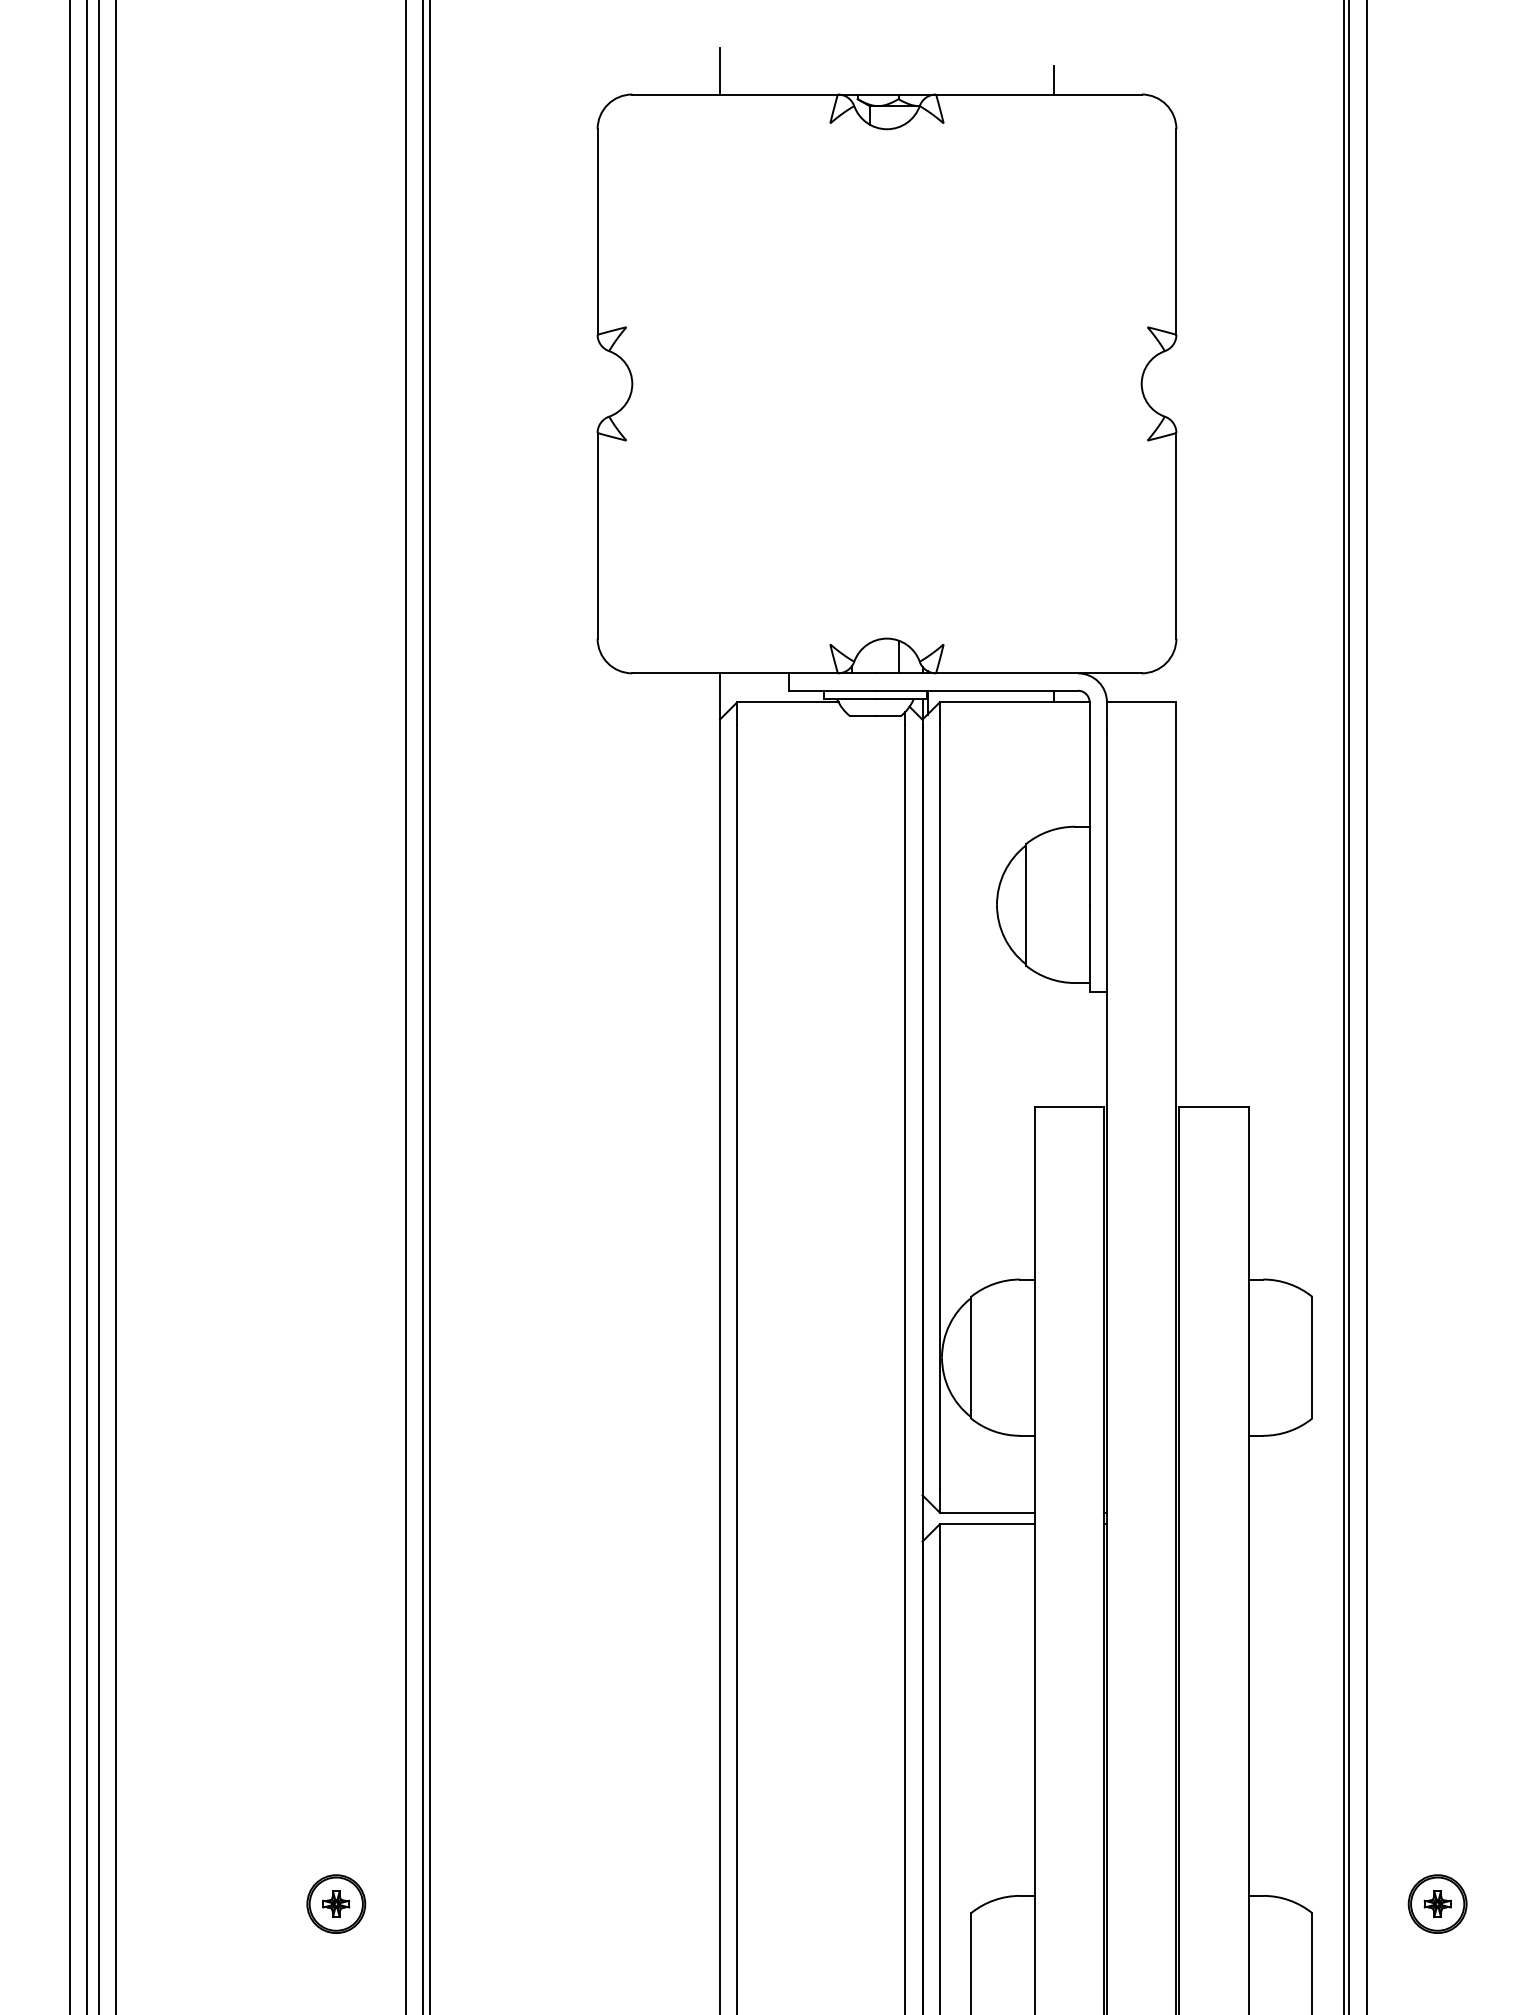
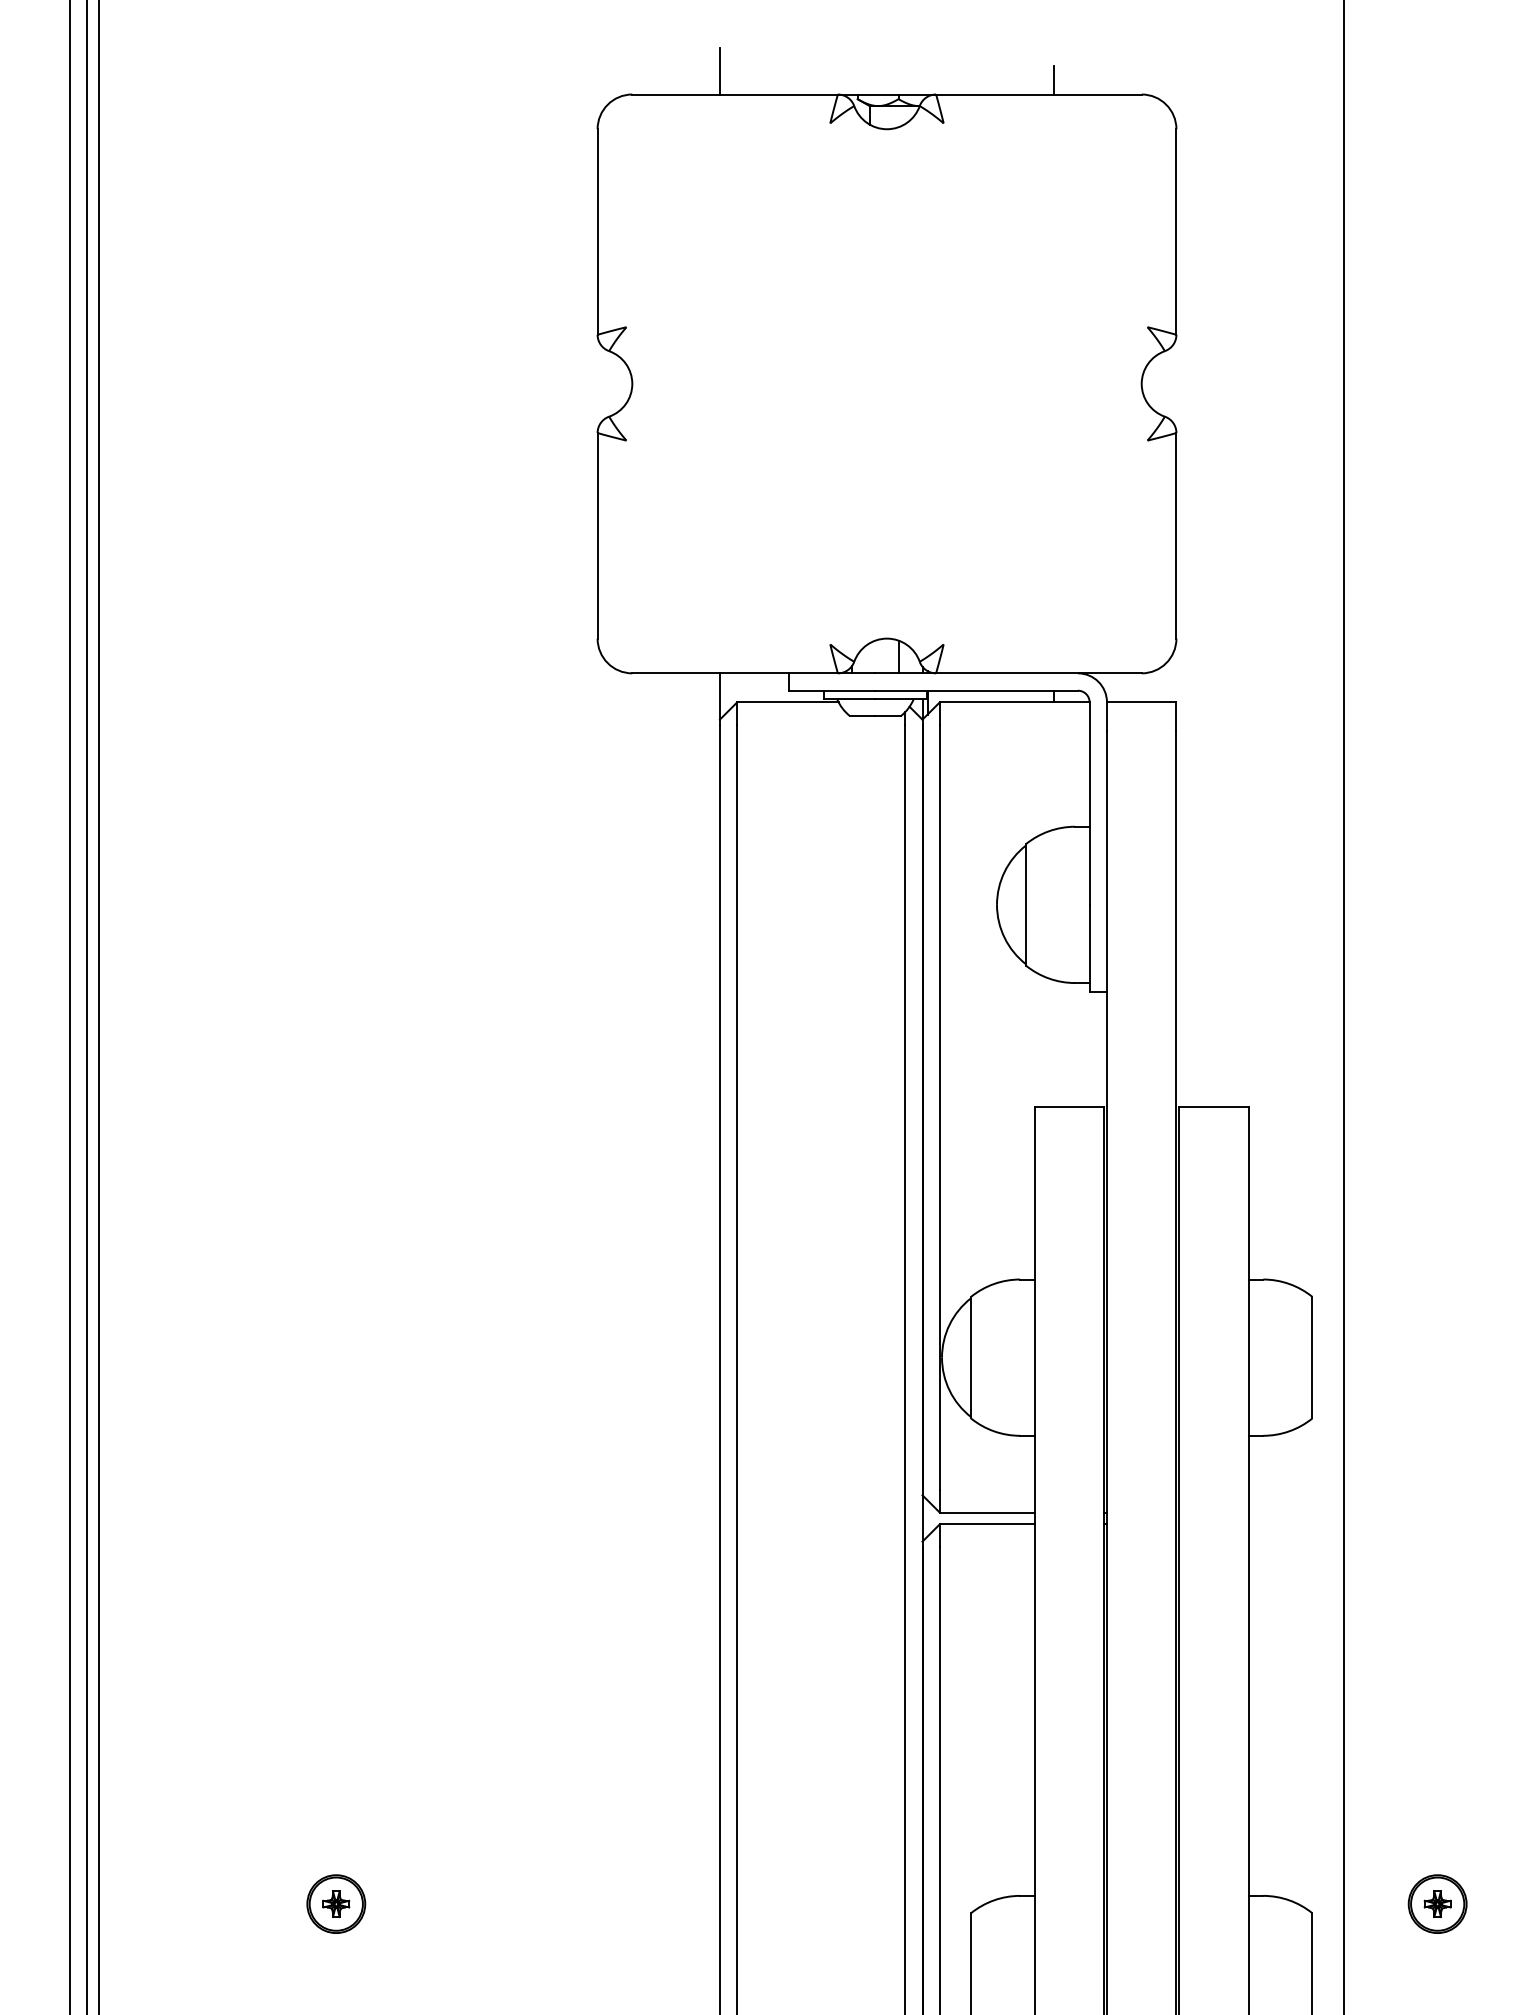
line: present -> none (116, 1006)
line: present -> none (405, 1006)
line: present -> none (423, 1006)
line: present -> none (430, 1006)
line: present -> none (1349, 1006)
line: present -> none (1366, 1006)
